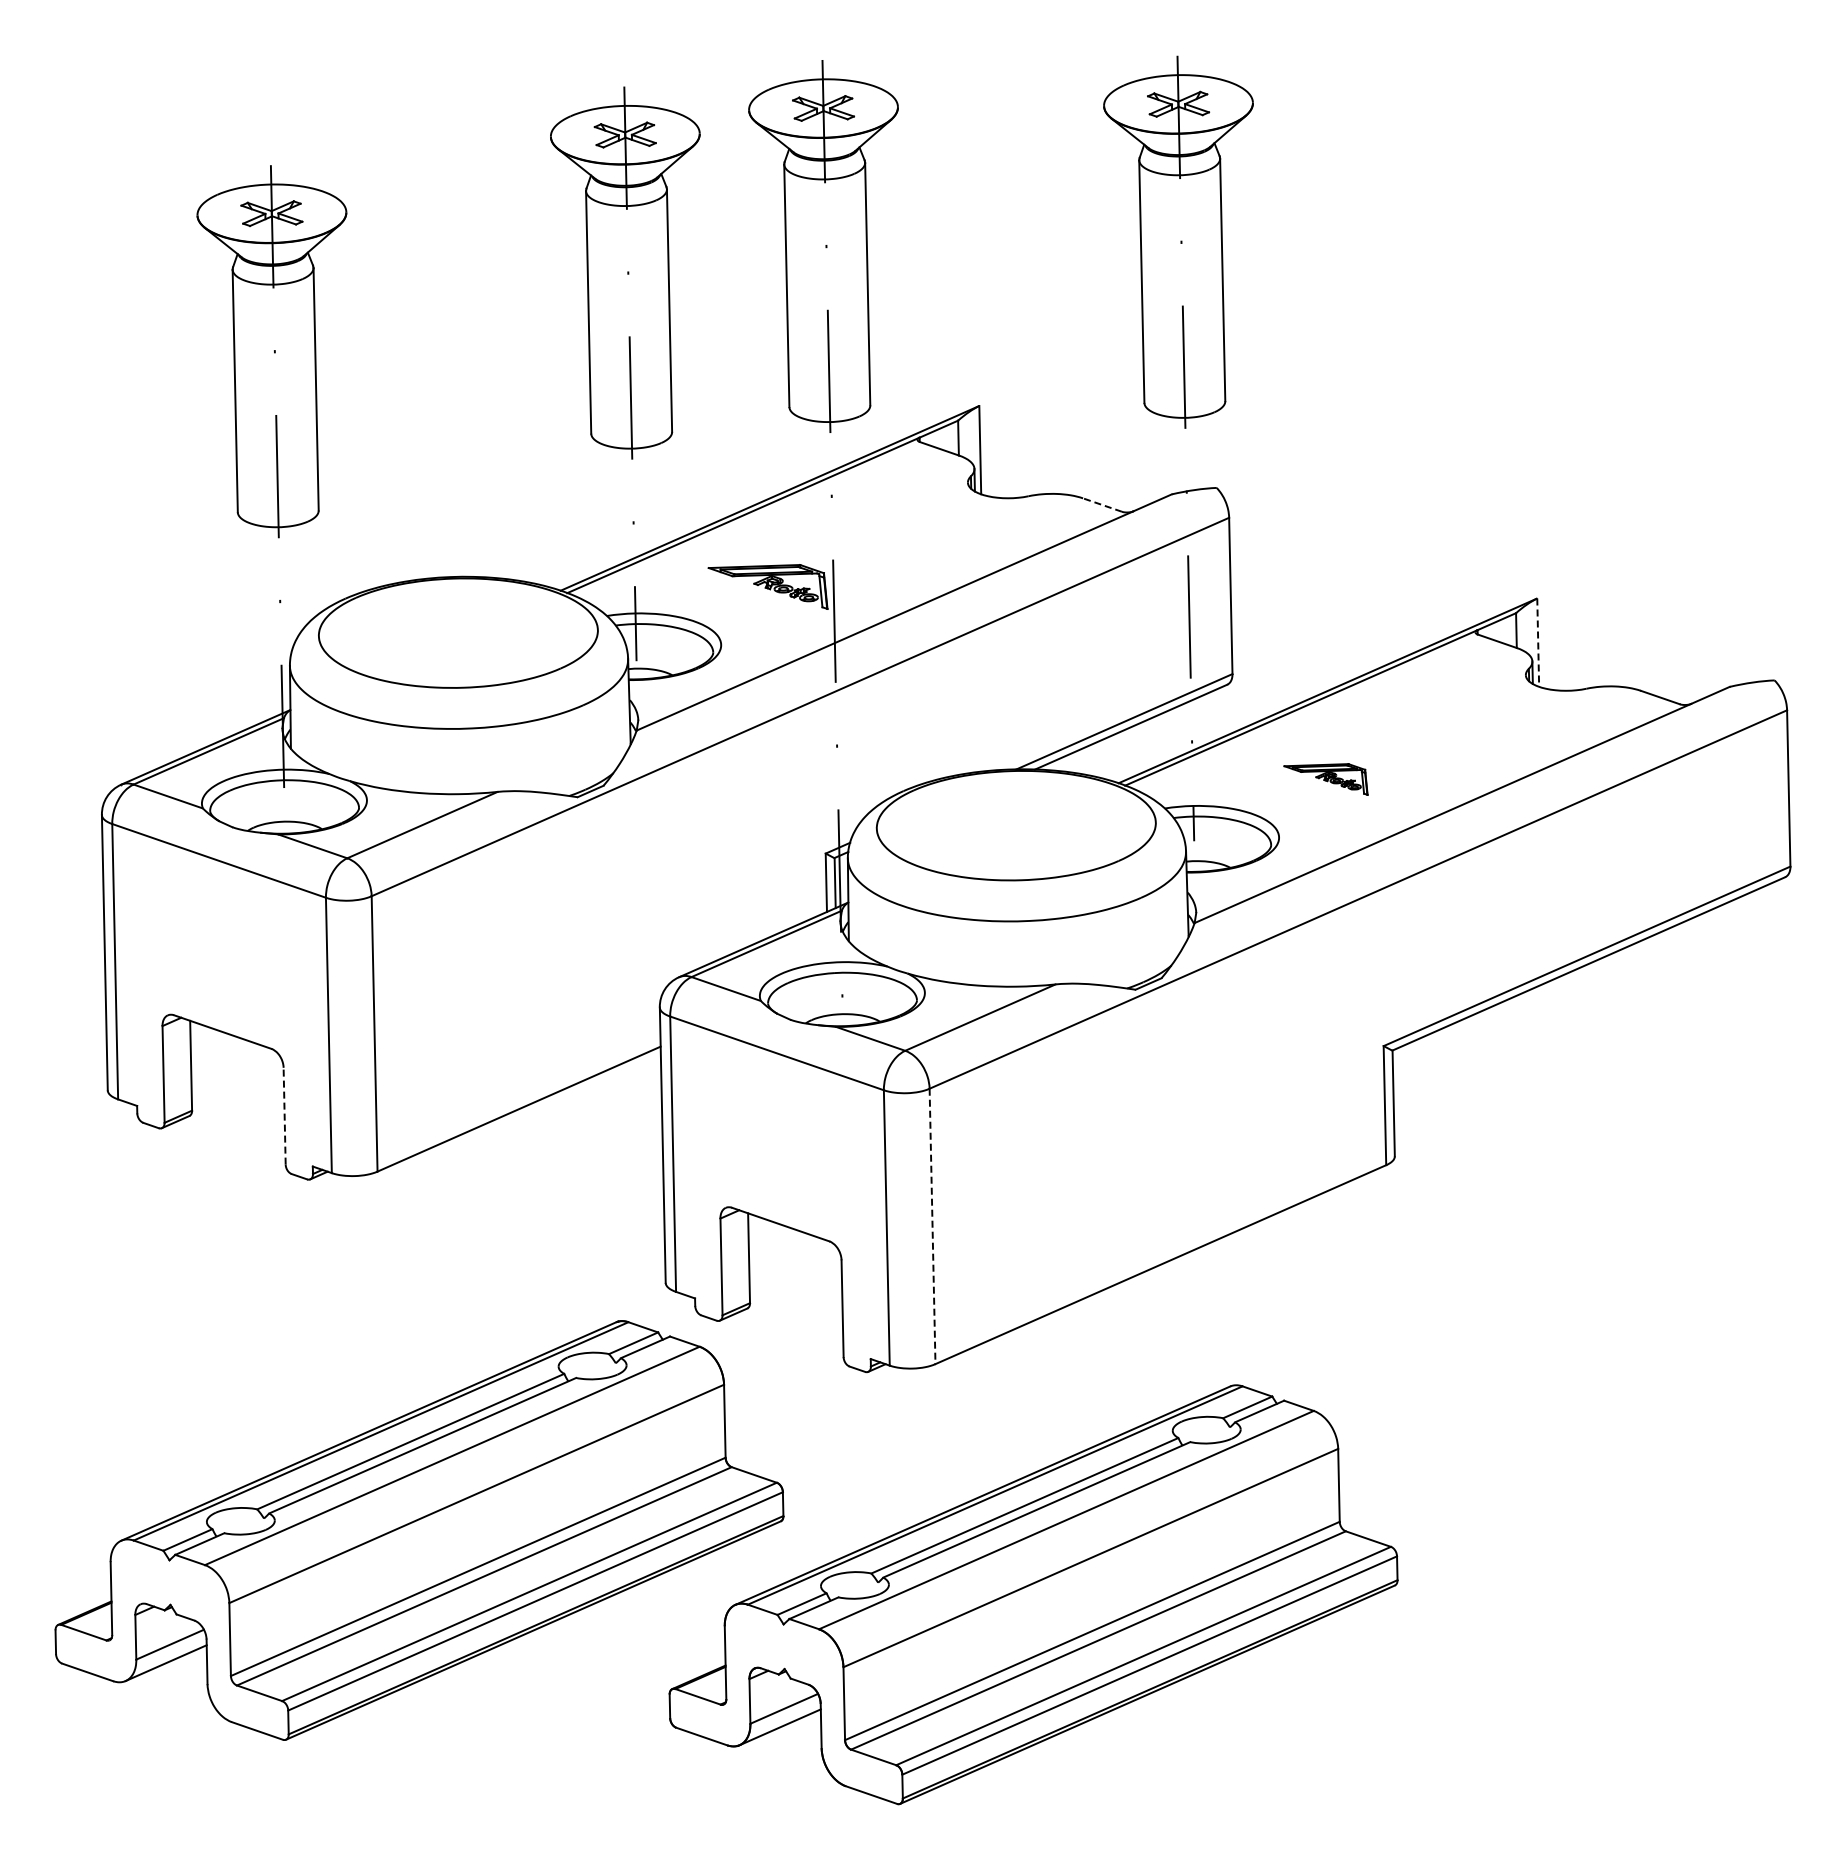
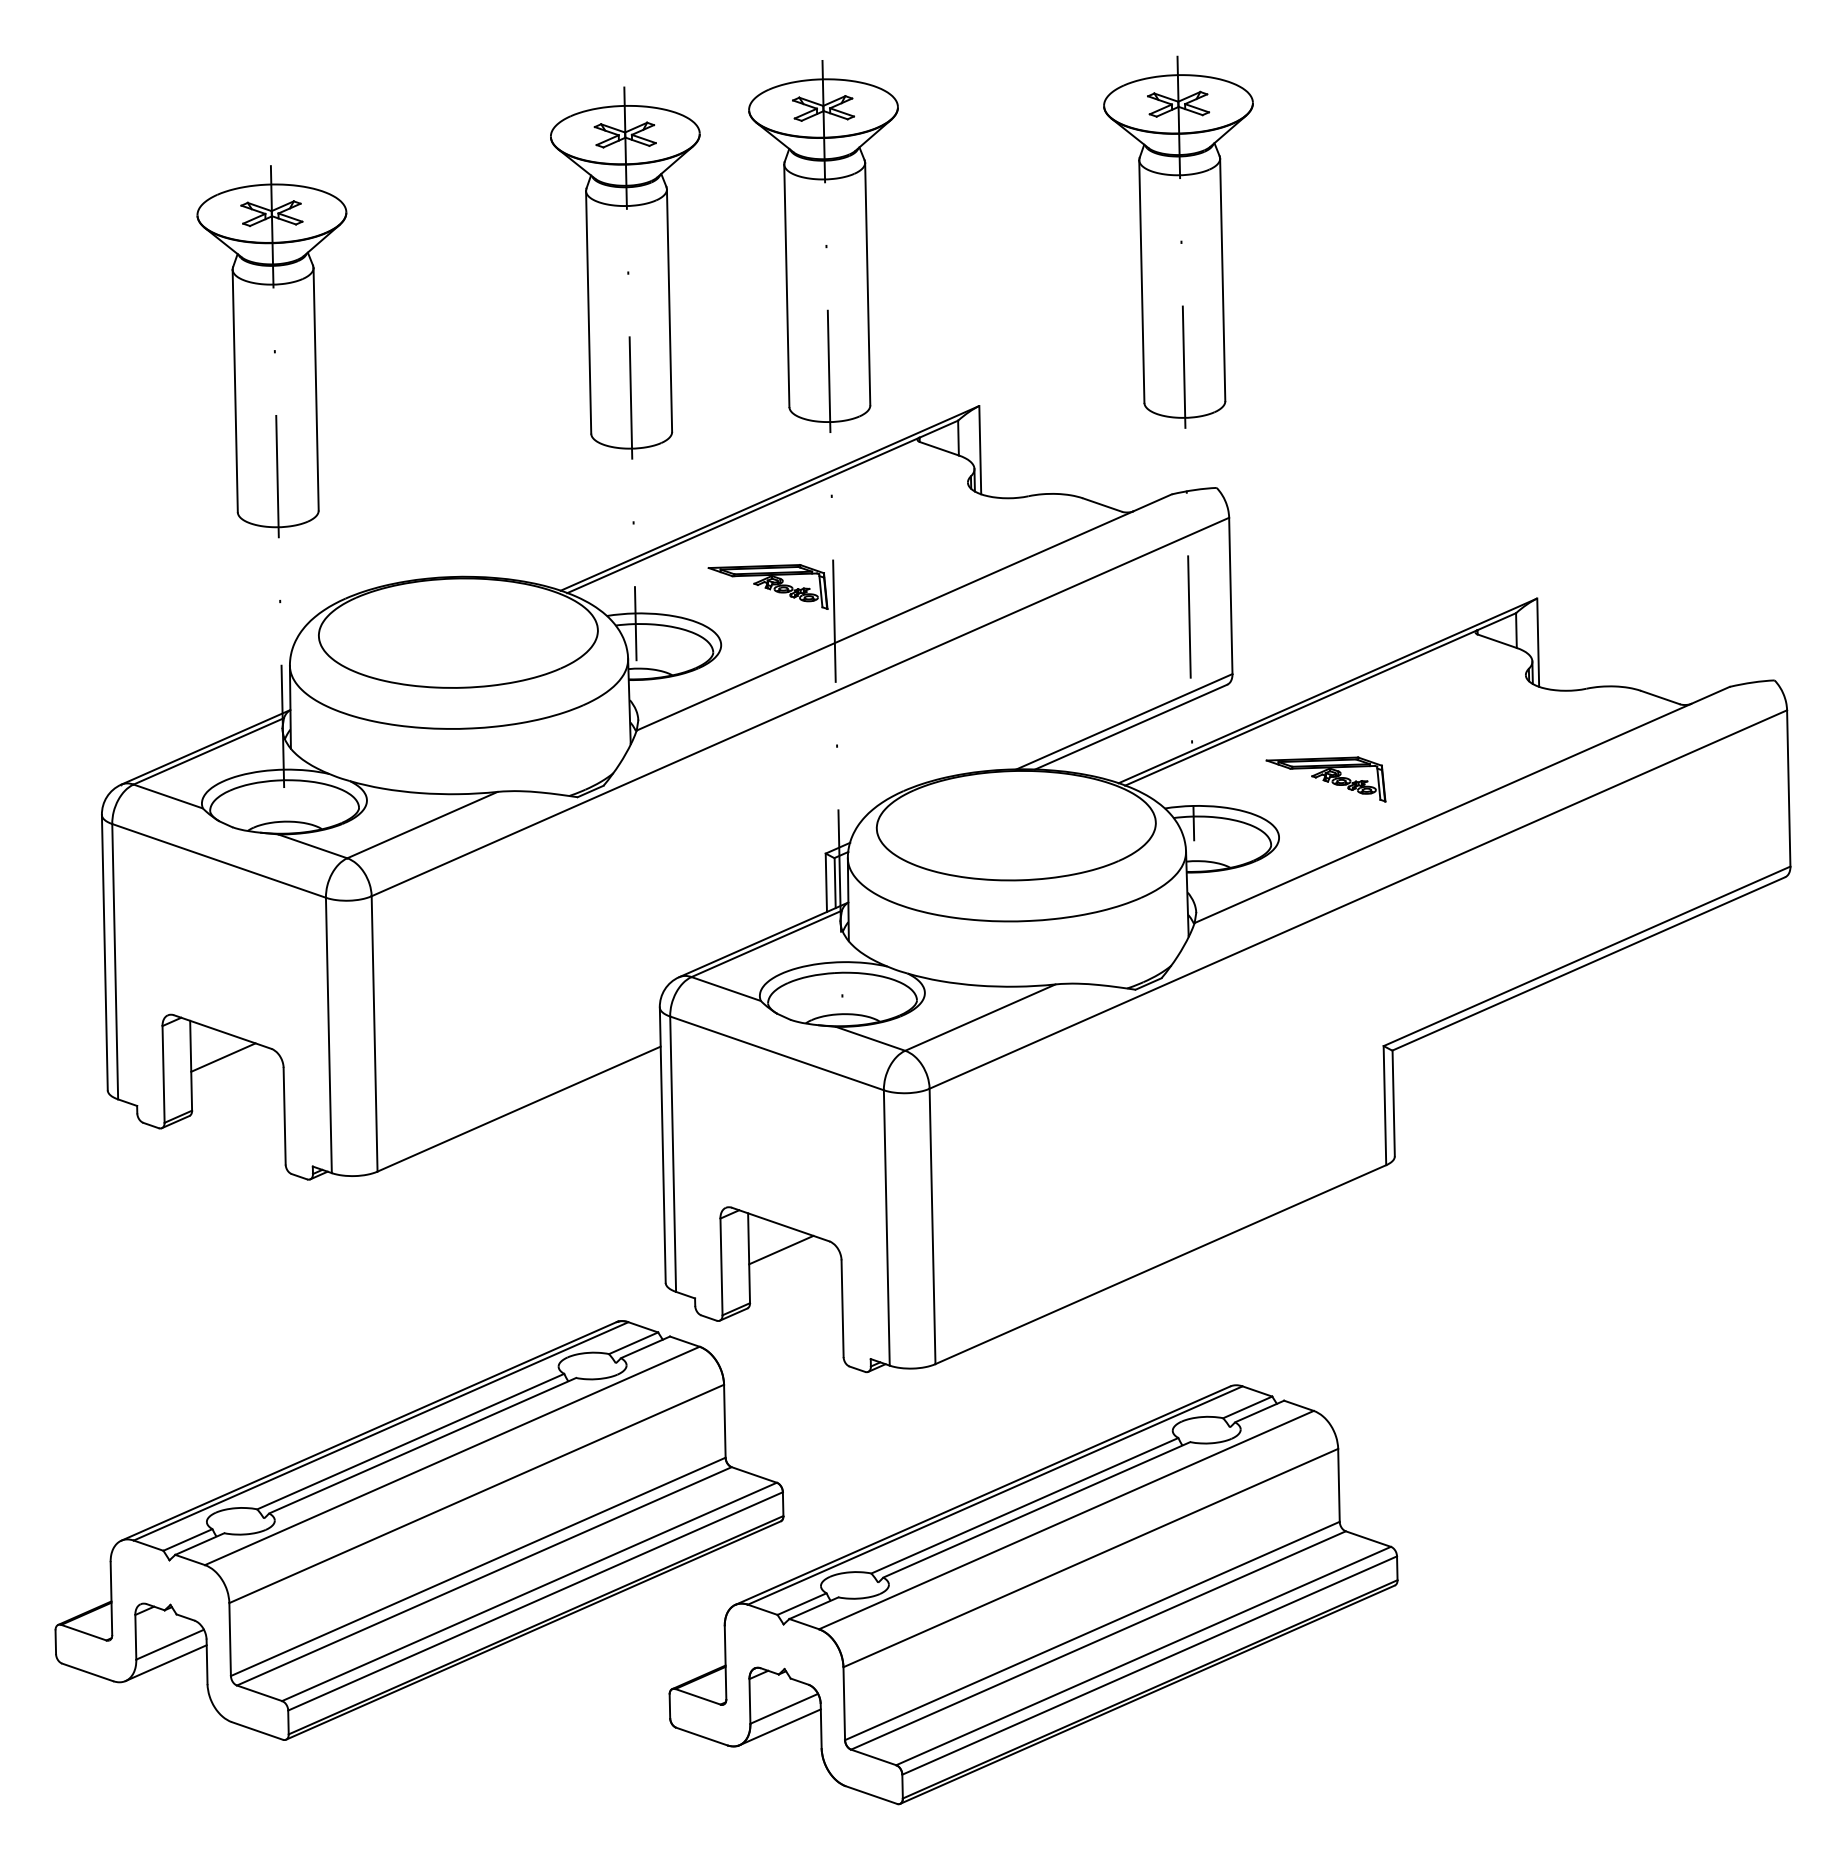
line: dashed -> solid (1102, 505)
line: dashed -> solid (1538, 643)
part size: 86x33 px -> 122x47 px (1325, 779)
line: none -> present (223, 1057)
line: dashed -> solid (284, 1115)
line: dashed -> solid (932, 1226)
line: none -> present (781, 1249)
